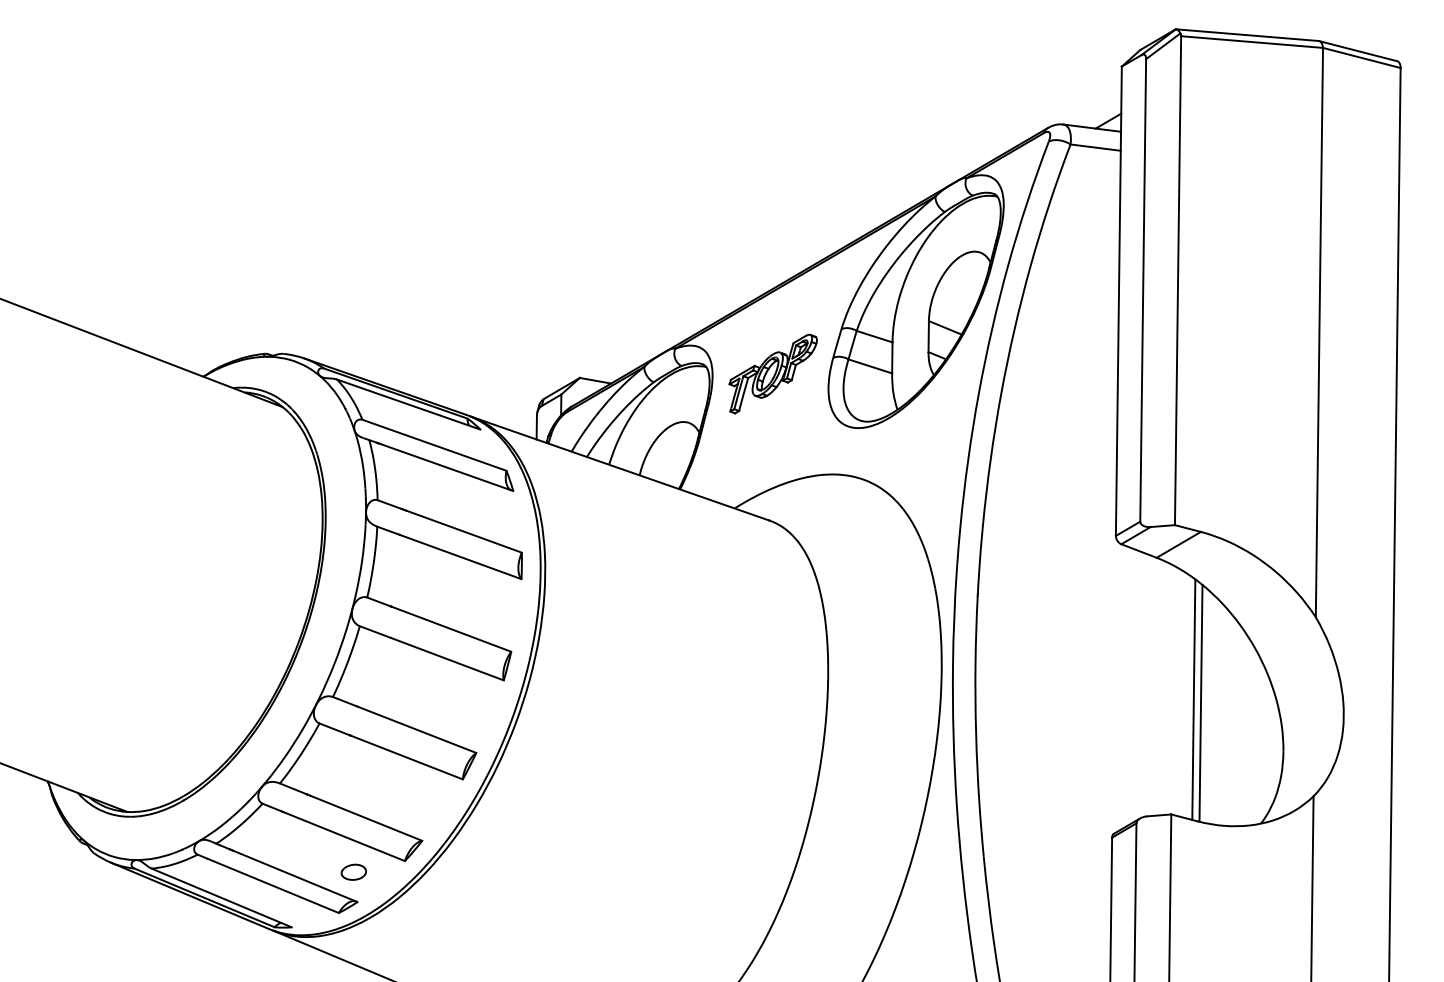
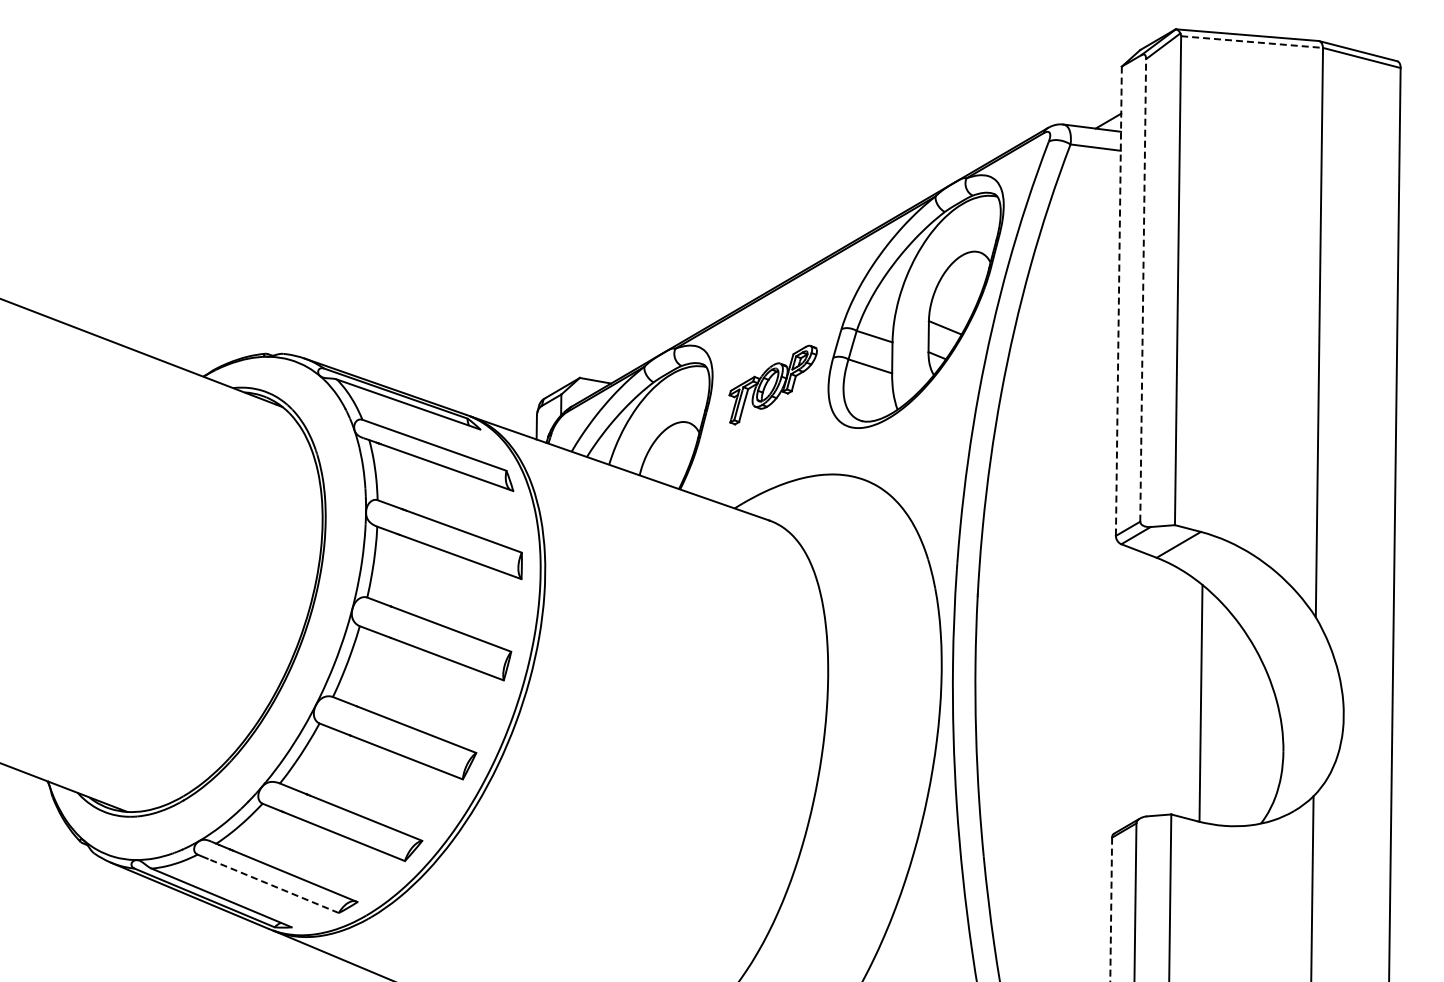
line: solid -> dashed (1252, 42)
line: solid -> dashed (1143, 289)
line: solid -> dashed (1118, 301)
part position: (772, 373) -> (772, 384) (772, 384)
line: present -> none (1193, 699)
part: present -> none (353, 871)
line: solid -> dashed (273, 885)
line: solid -> dashed (1111, 909)
